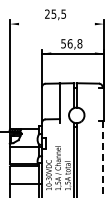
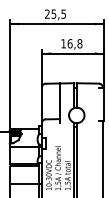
line: none -> present (56, 24)
text: 56,8 -> 16,8 (63, 43)
line: dashed -> solid (102, 159)
